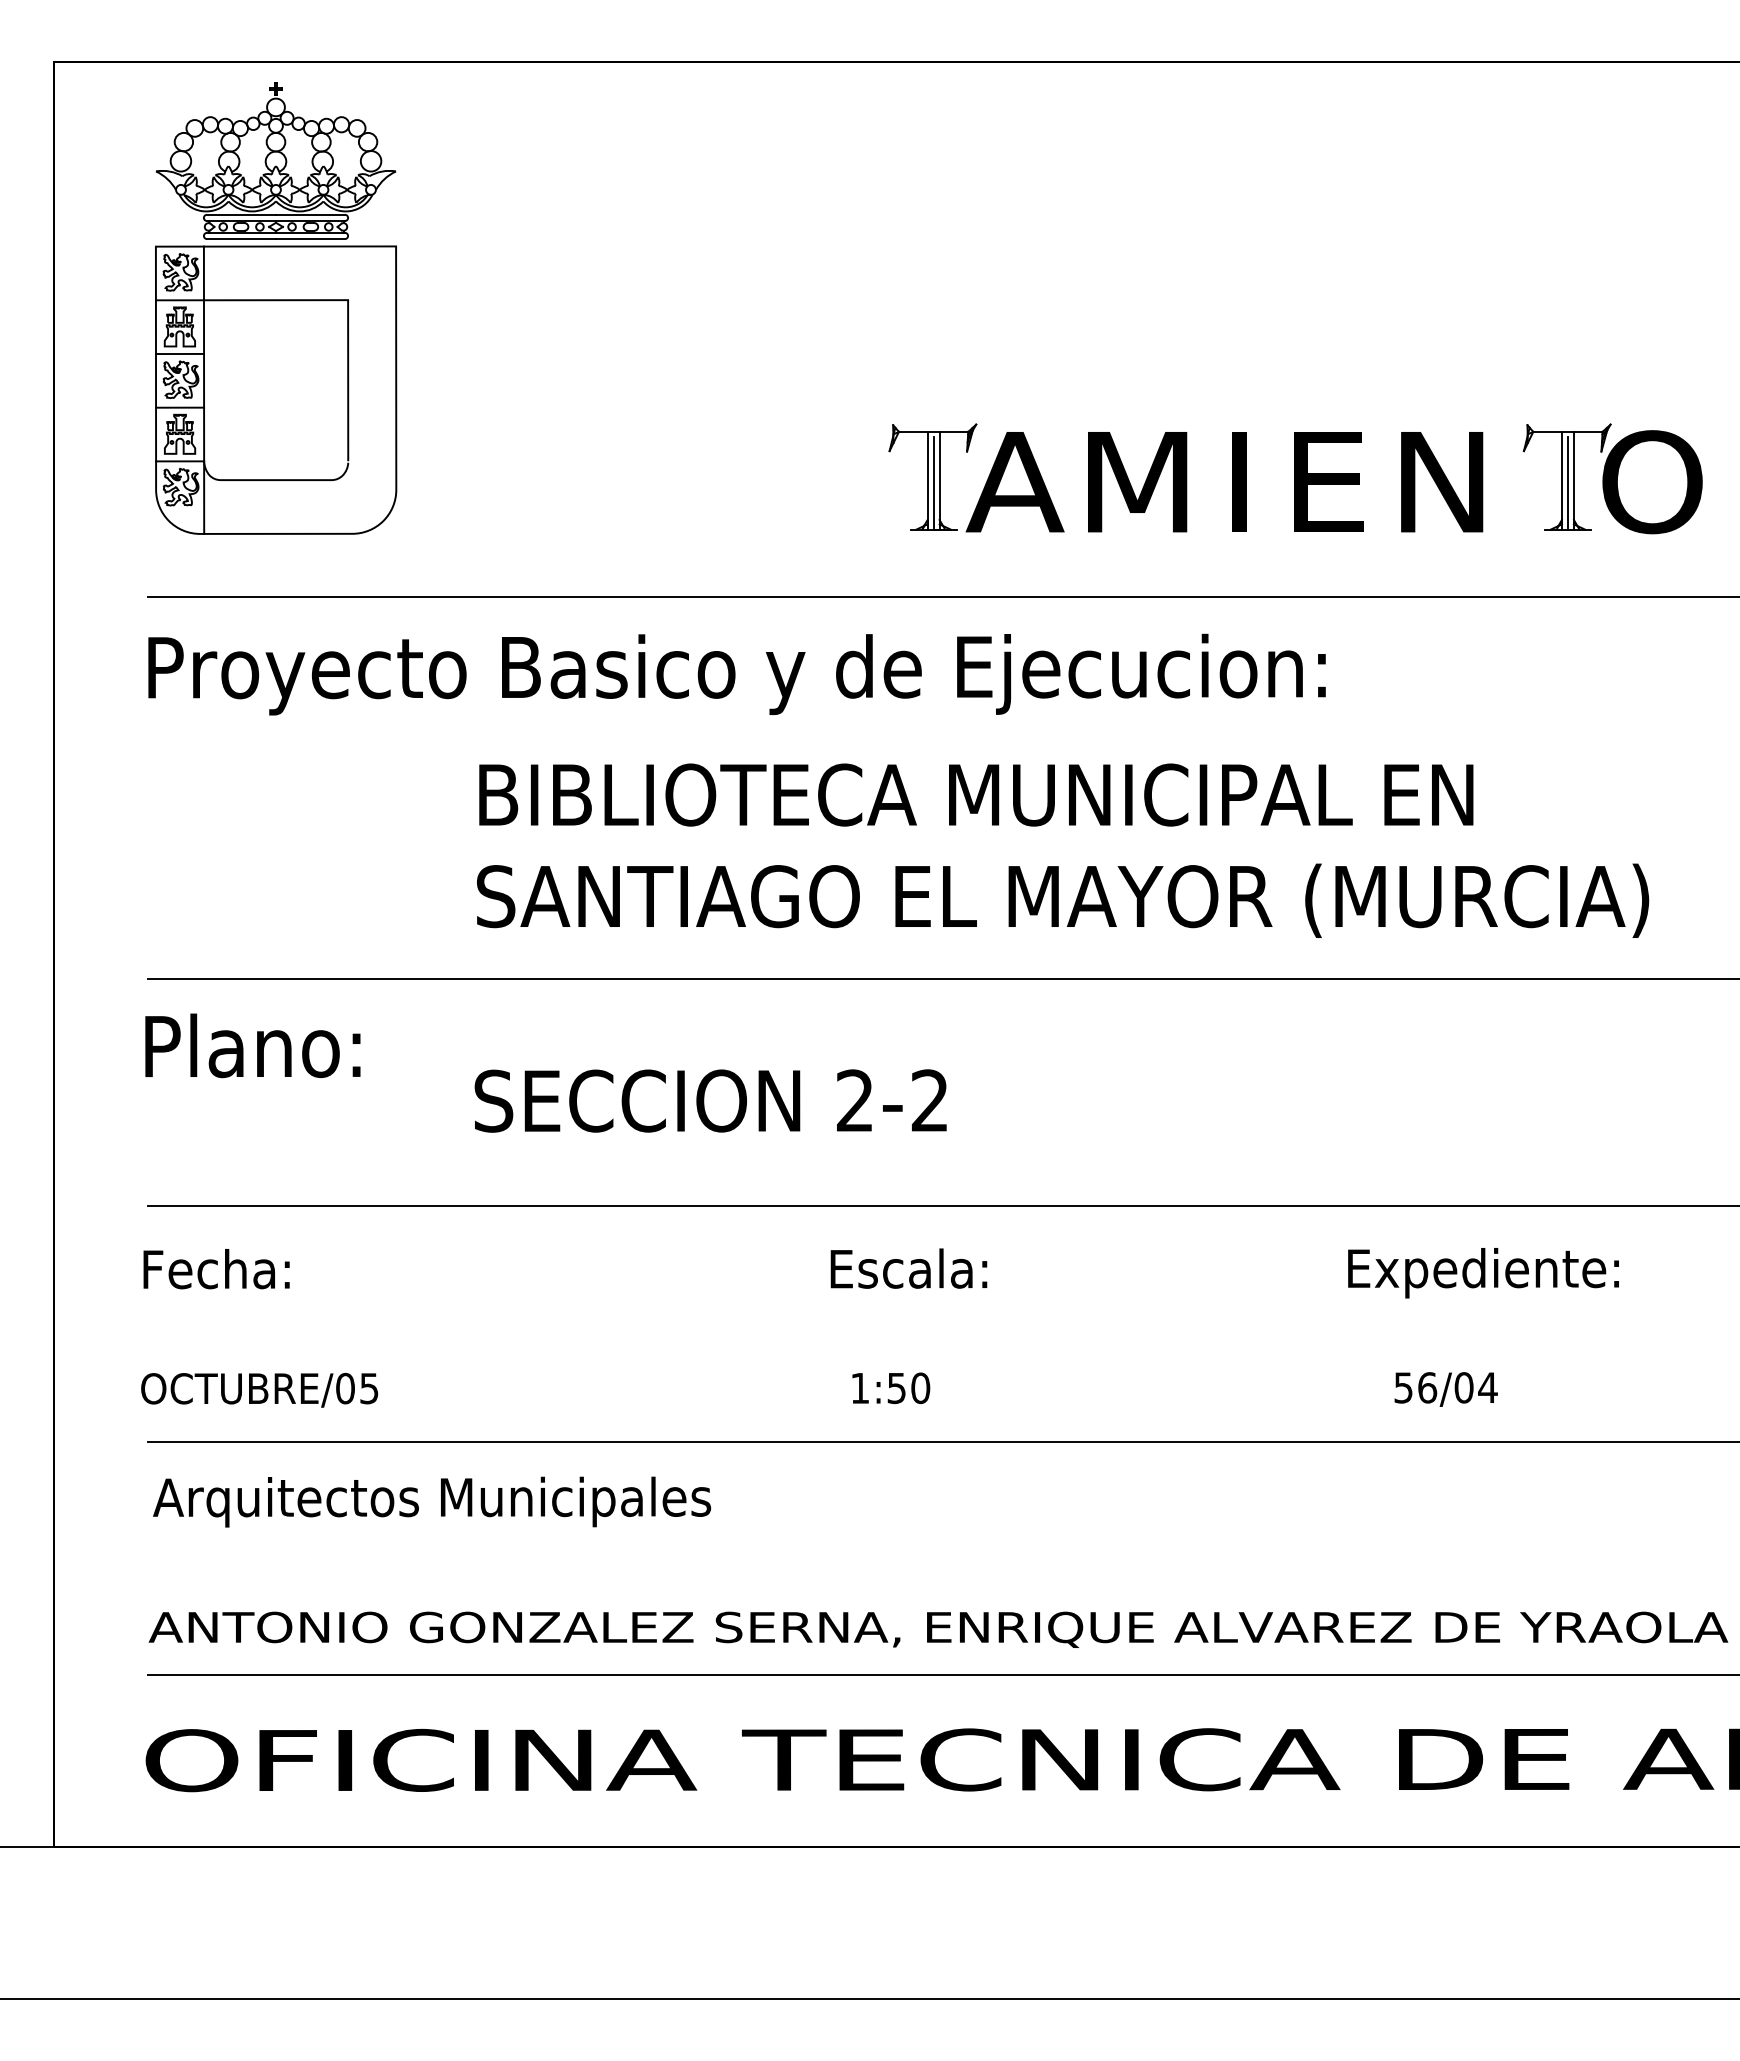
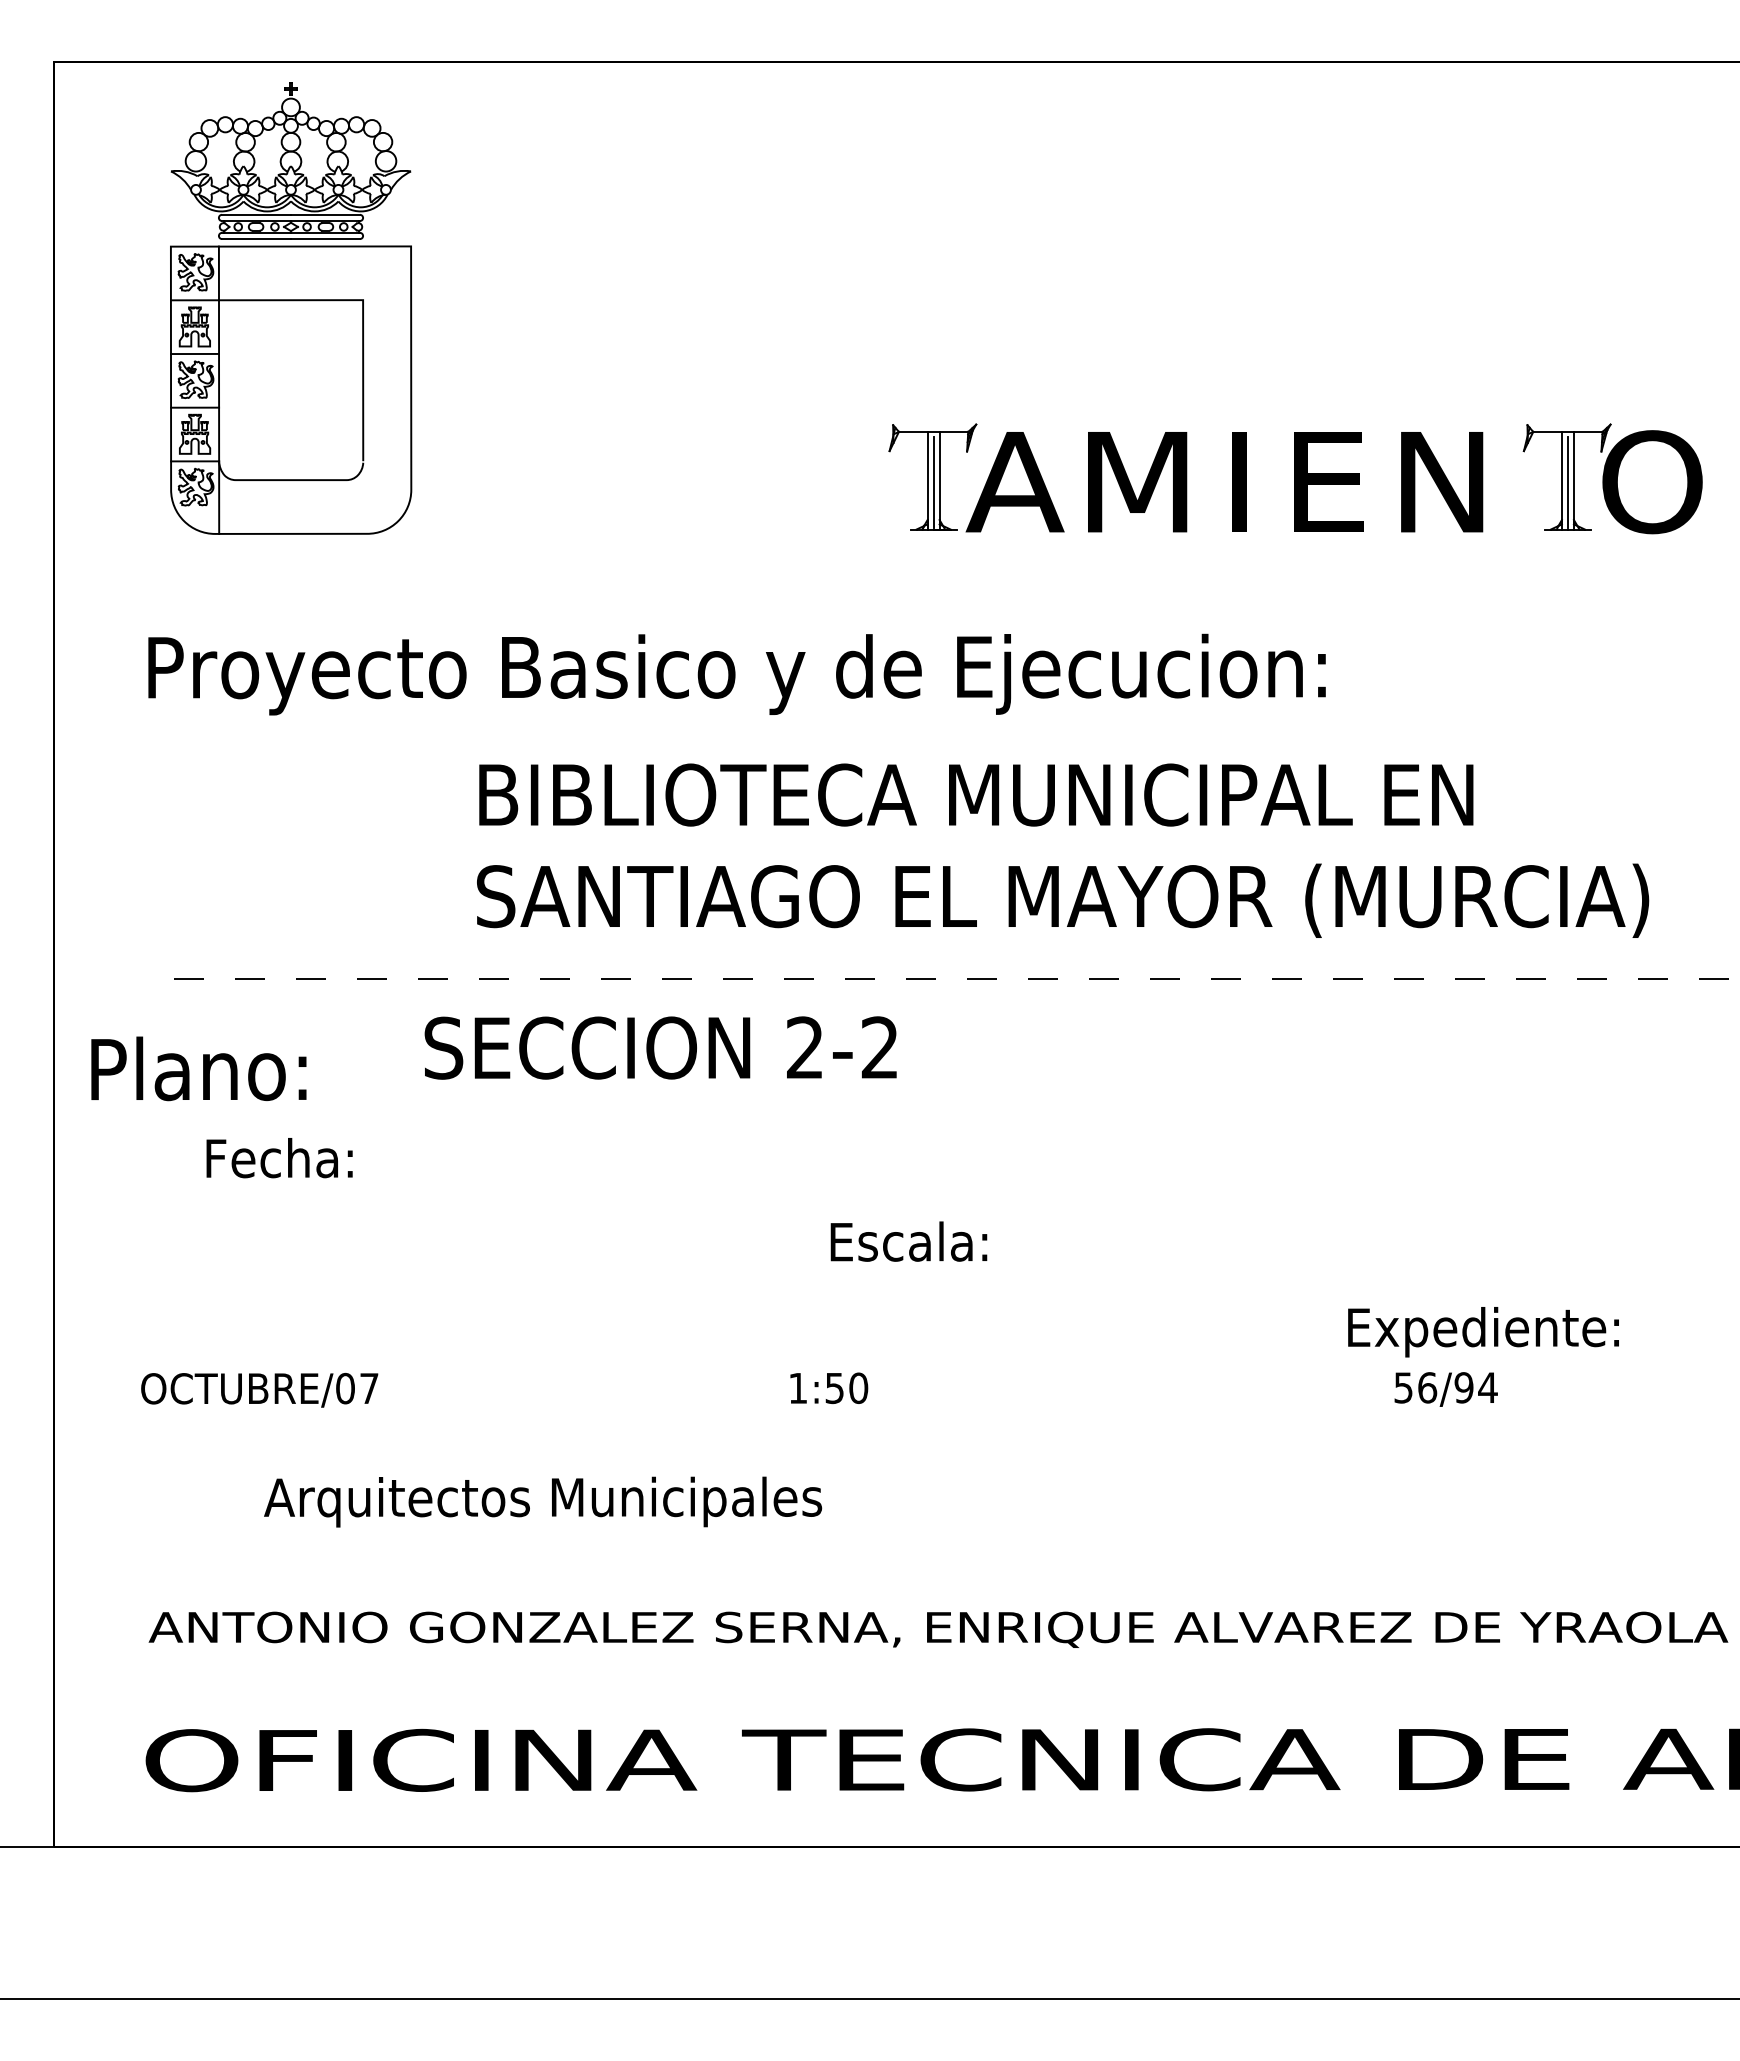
part position: (276, 308) -> (291, 308) (291, 308)
line: present -> none (942, 596)
line: solid -> dashed (943, 979)
text position: (252, 1045) -> (198, 1068) (198, 1068)
text position: (710, 1100) -> (660, 1047) (660, 1047)
line: present -> none (942, 1206)
text position: (908, 1268) -> (908, 1241) (908, 1241)
text position: (216, 1269) -> (279, 1158) (279, 1158)
text position: (1483, 1273) -> (1483, 1332) (1483, 1332)
text position: (891, 1387) -> (829, 1387) (829, 1387)
text: 56/04 -> 56/94 (1463, 1387)
text: OCTUBRE/05 -> OCTUBRE/07 (369, 1388)
line: present -> none (942, 1442)
text position: (432, 1501) -> (543, 1501) (543, 1501)
line: present -> none (942, 1674)
